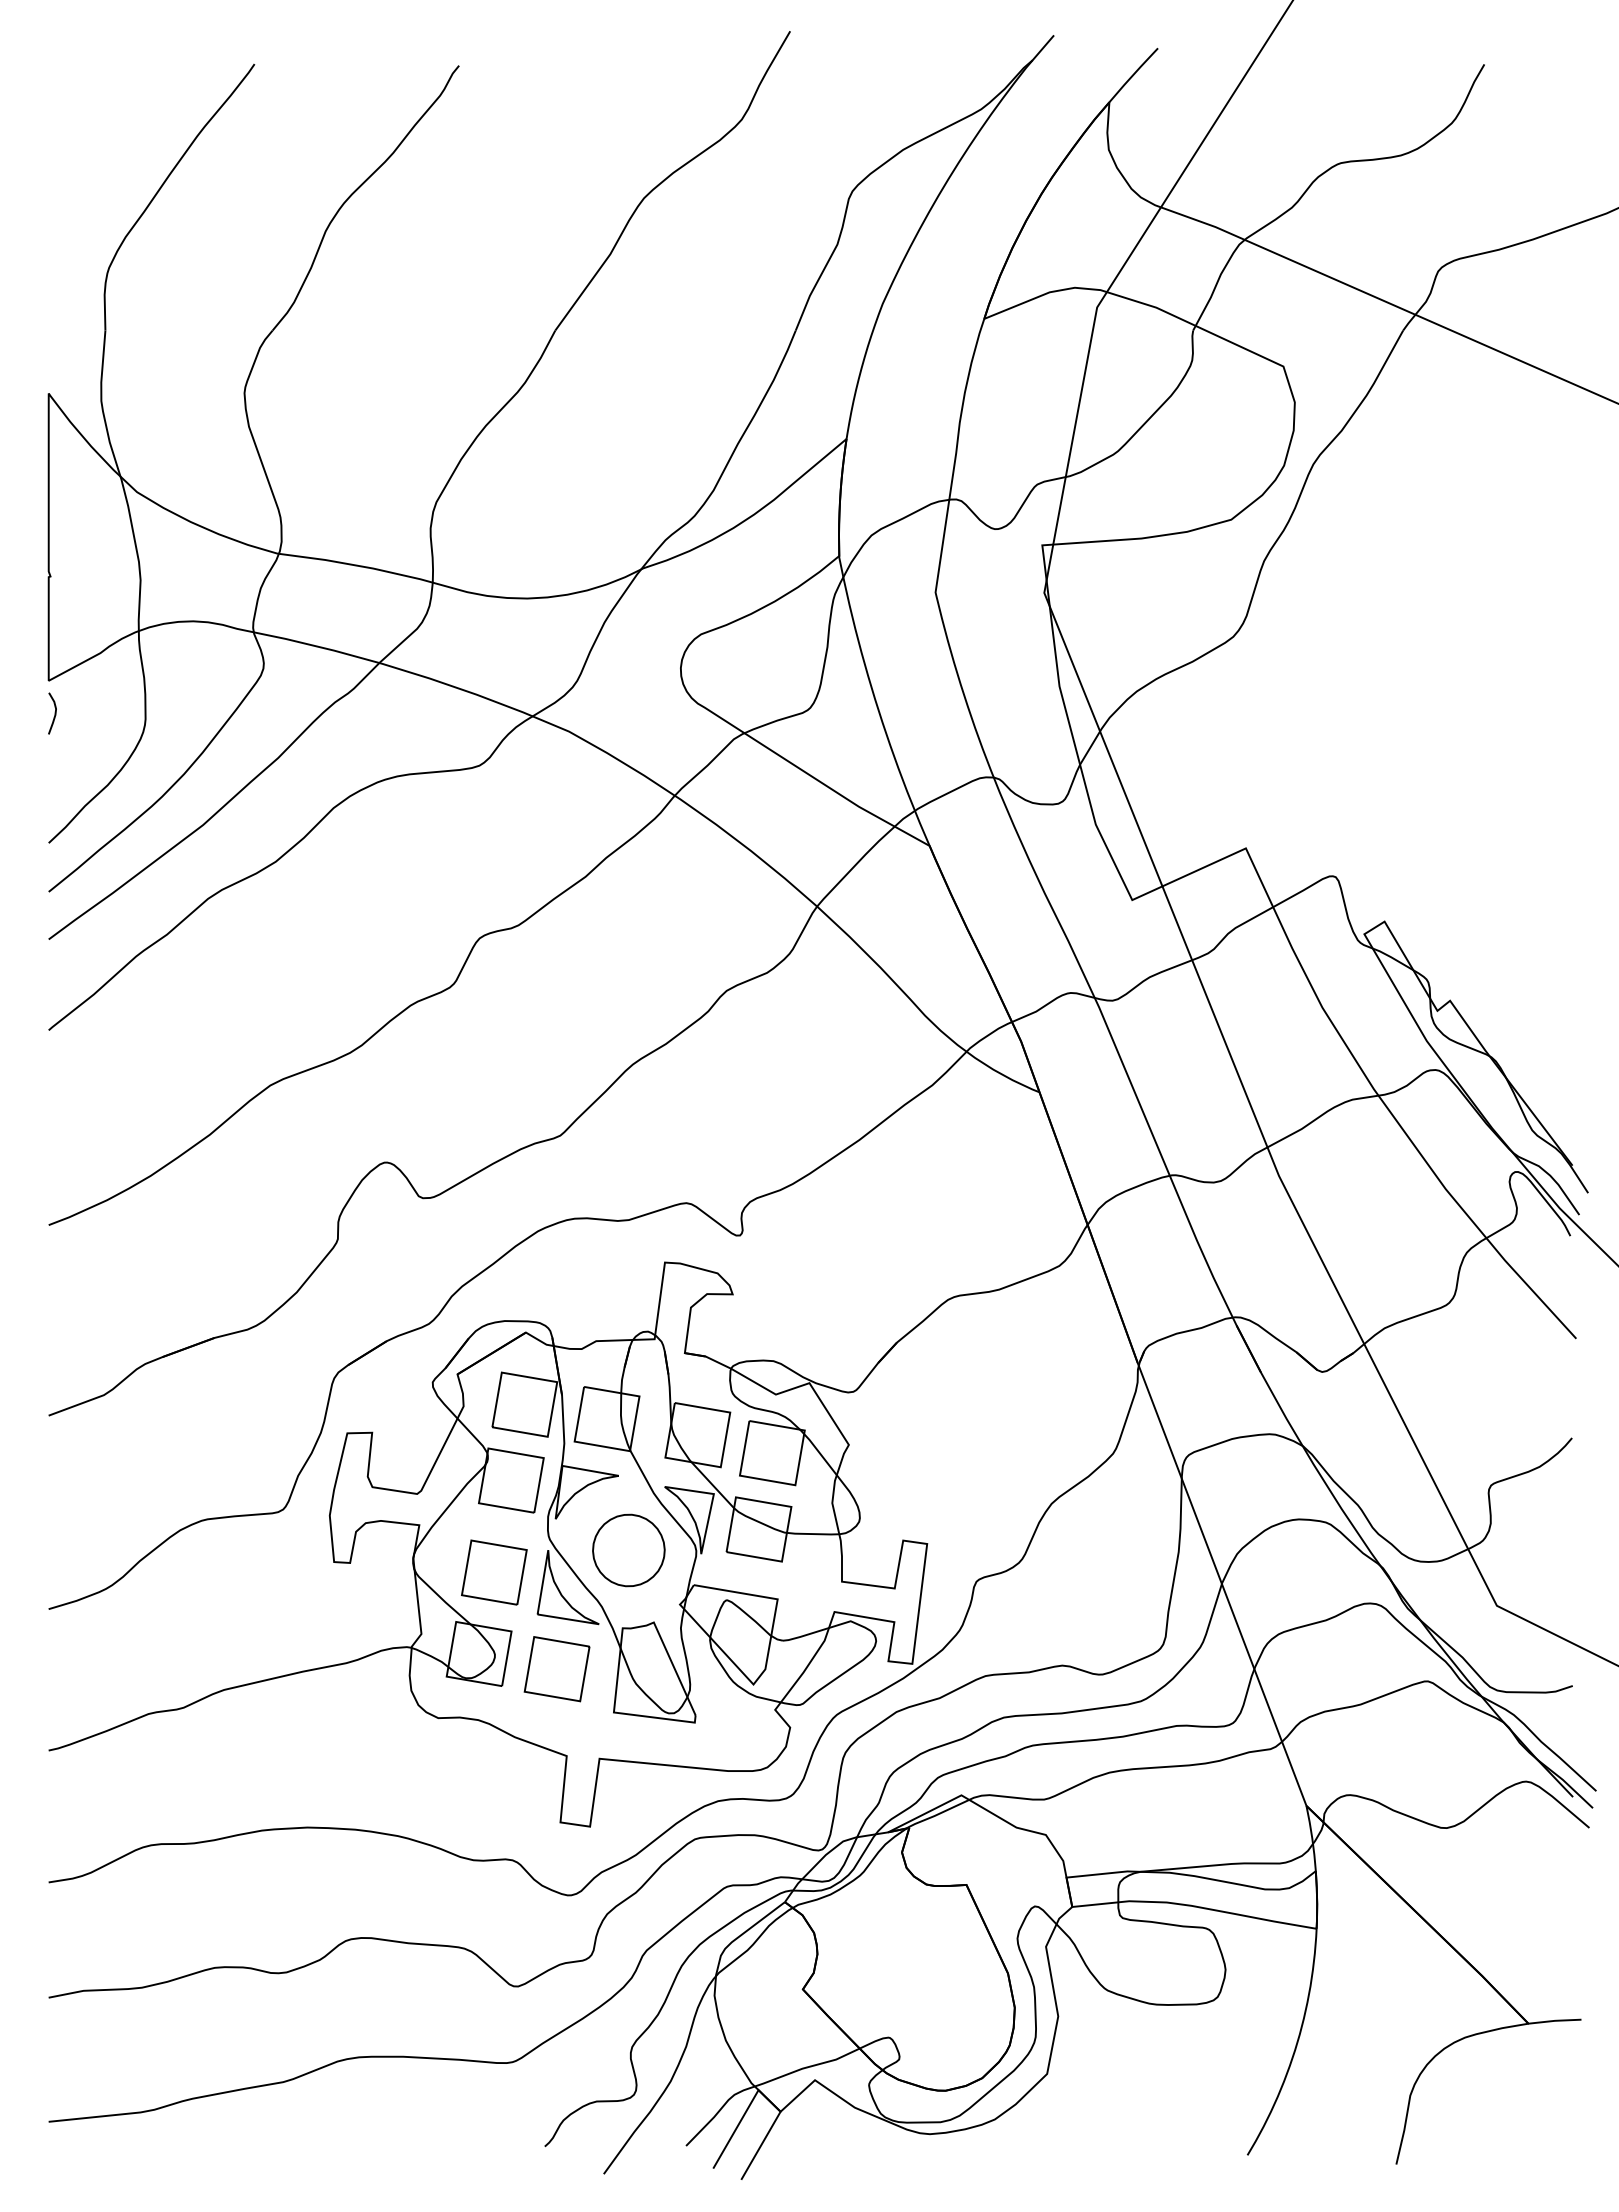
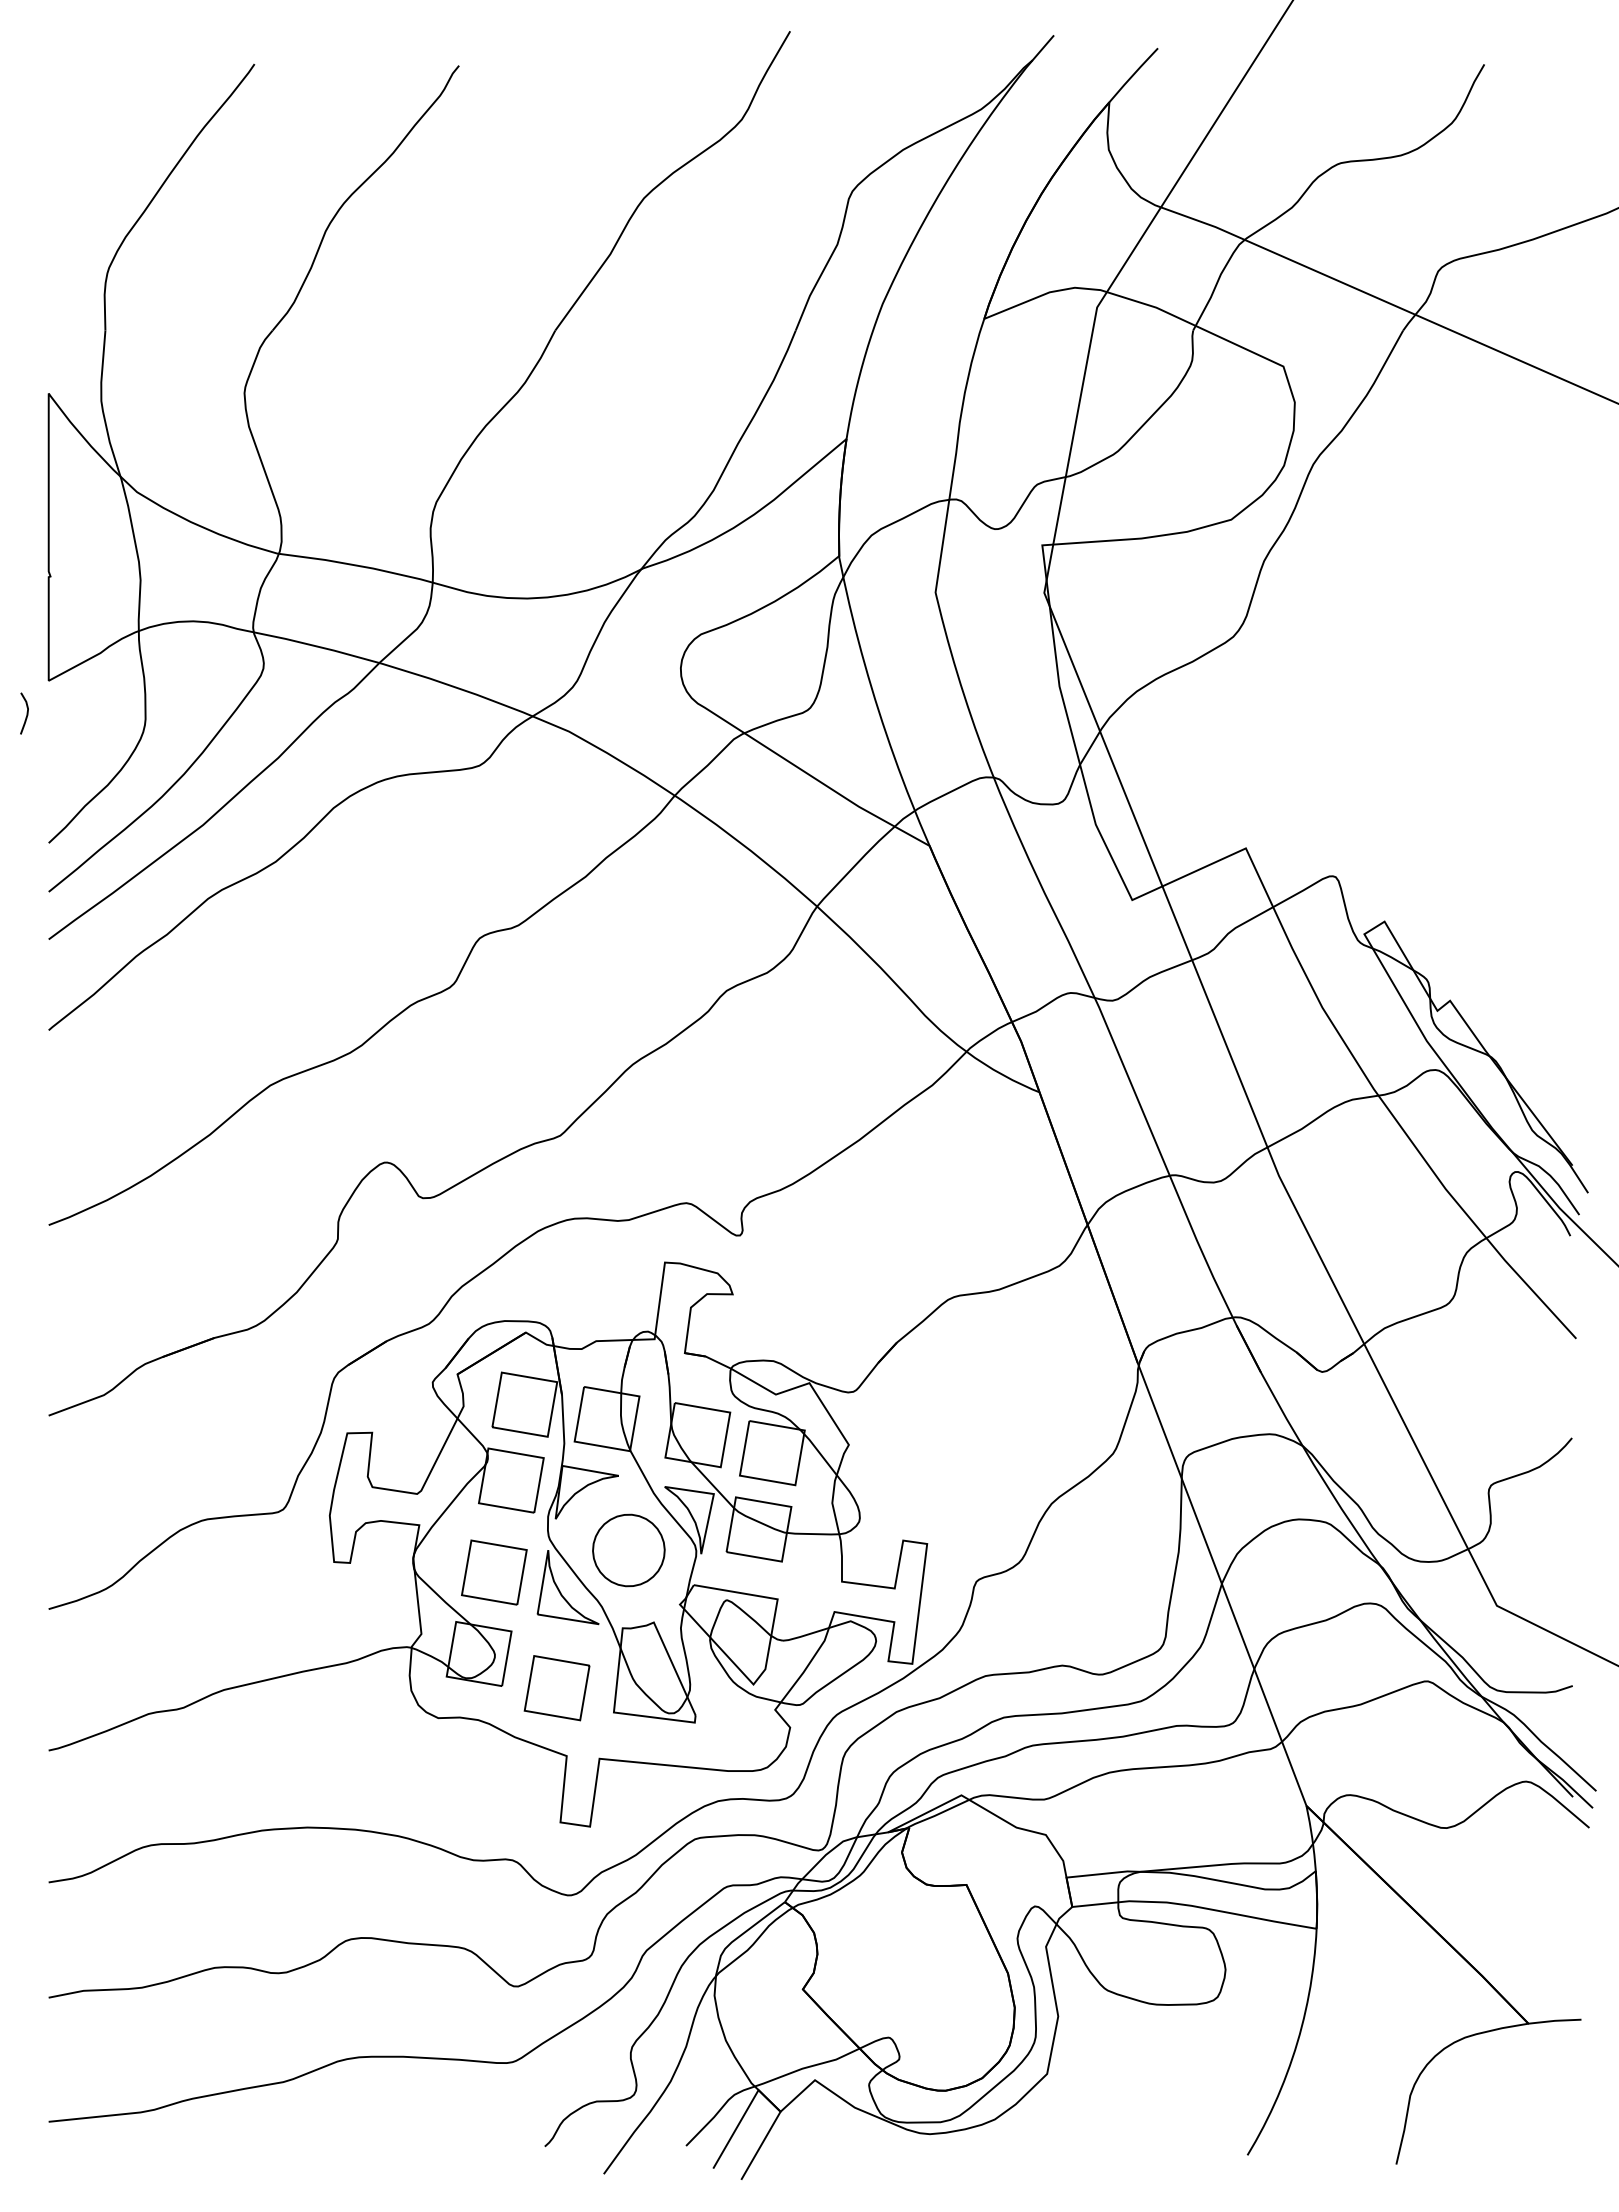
curve position: (54, 713) -> (26, 713) (26, 713)
part position: (556, 1669) -> (556, 1688) (556, 1688)
